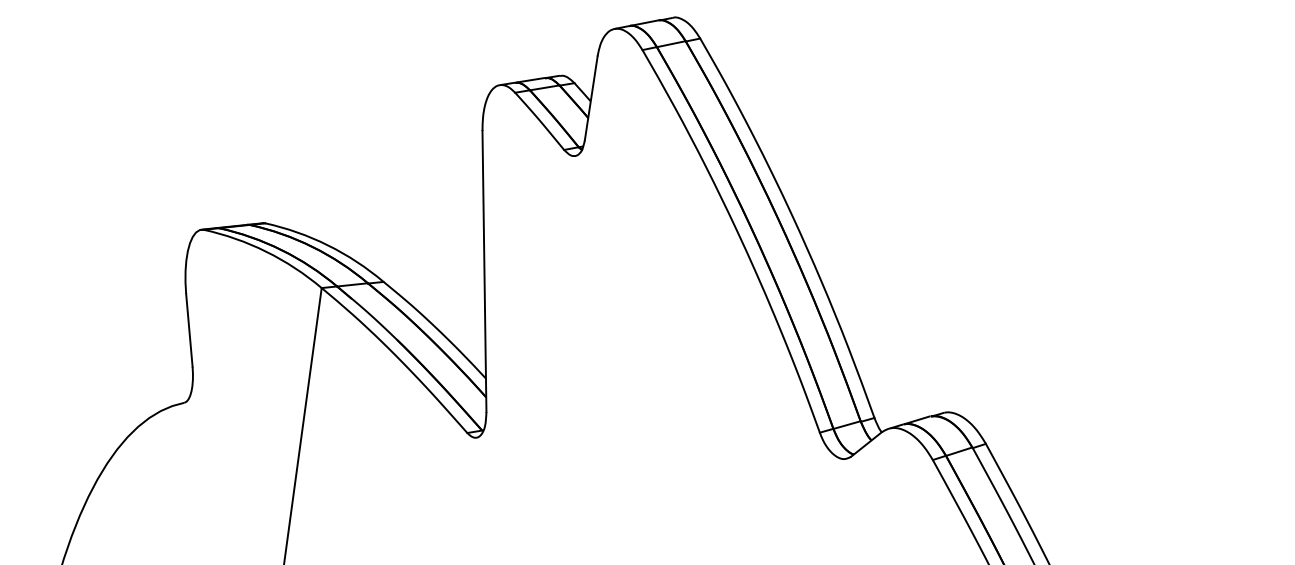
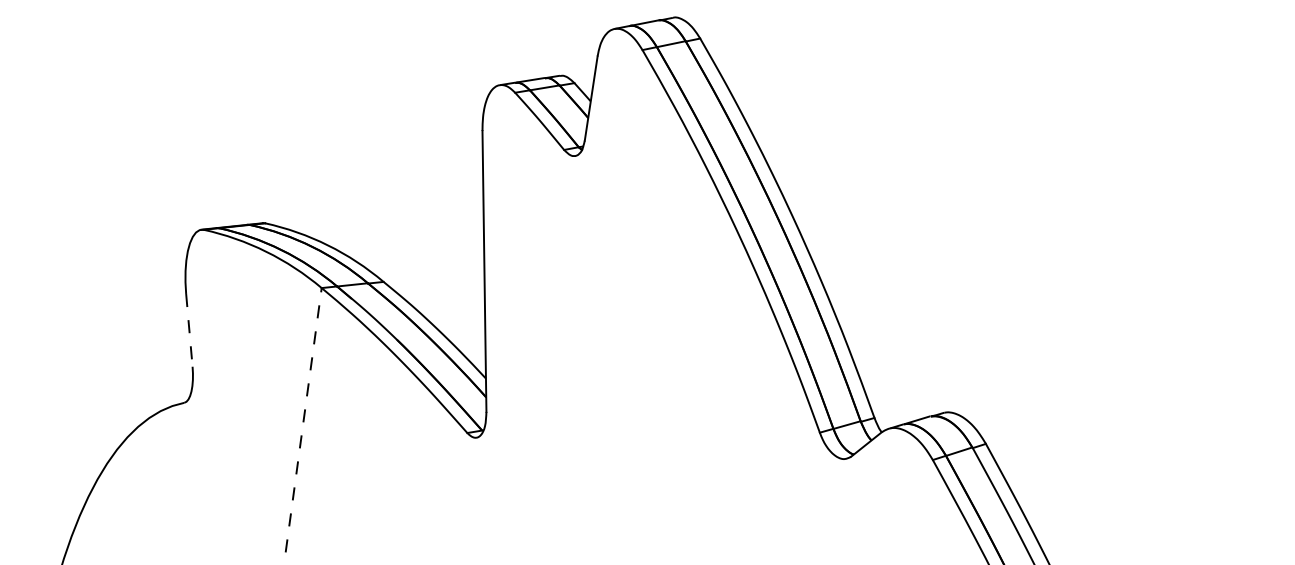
line: solid -> dashed (189, 330)
line: solid -> dashed (302, 425)
